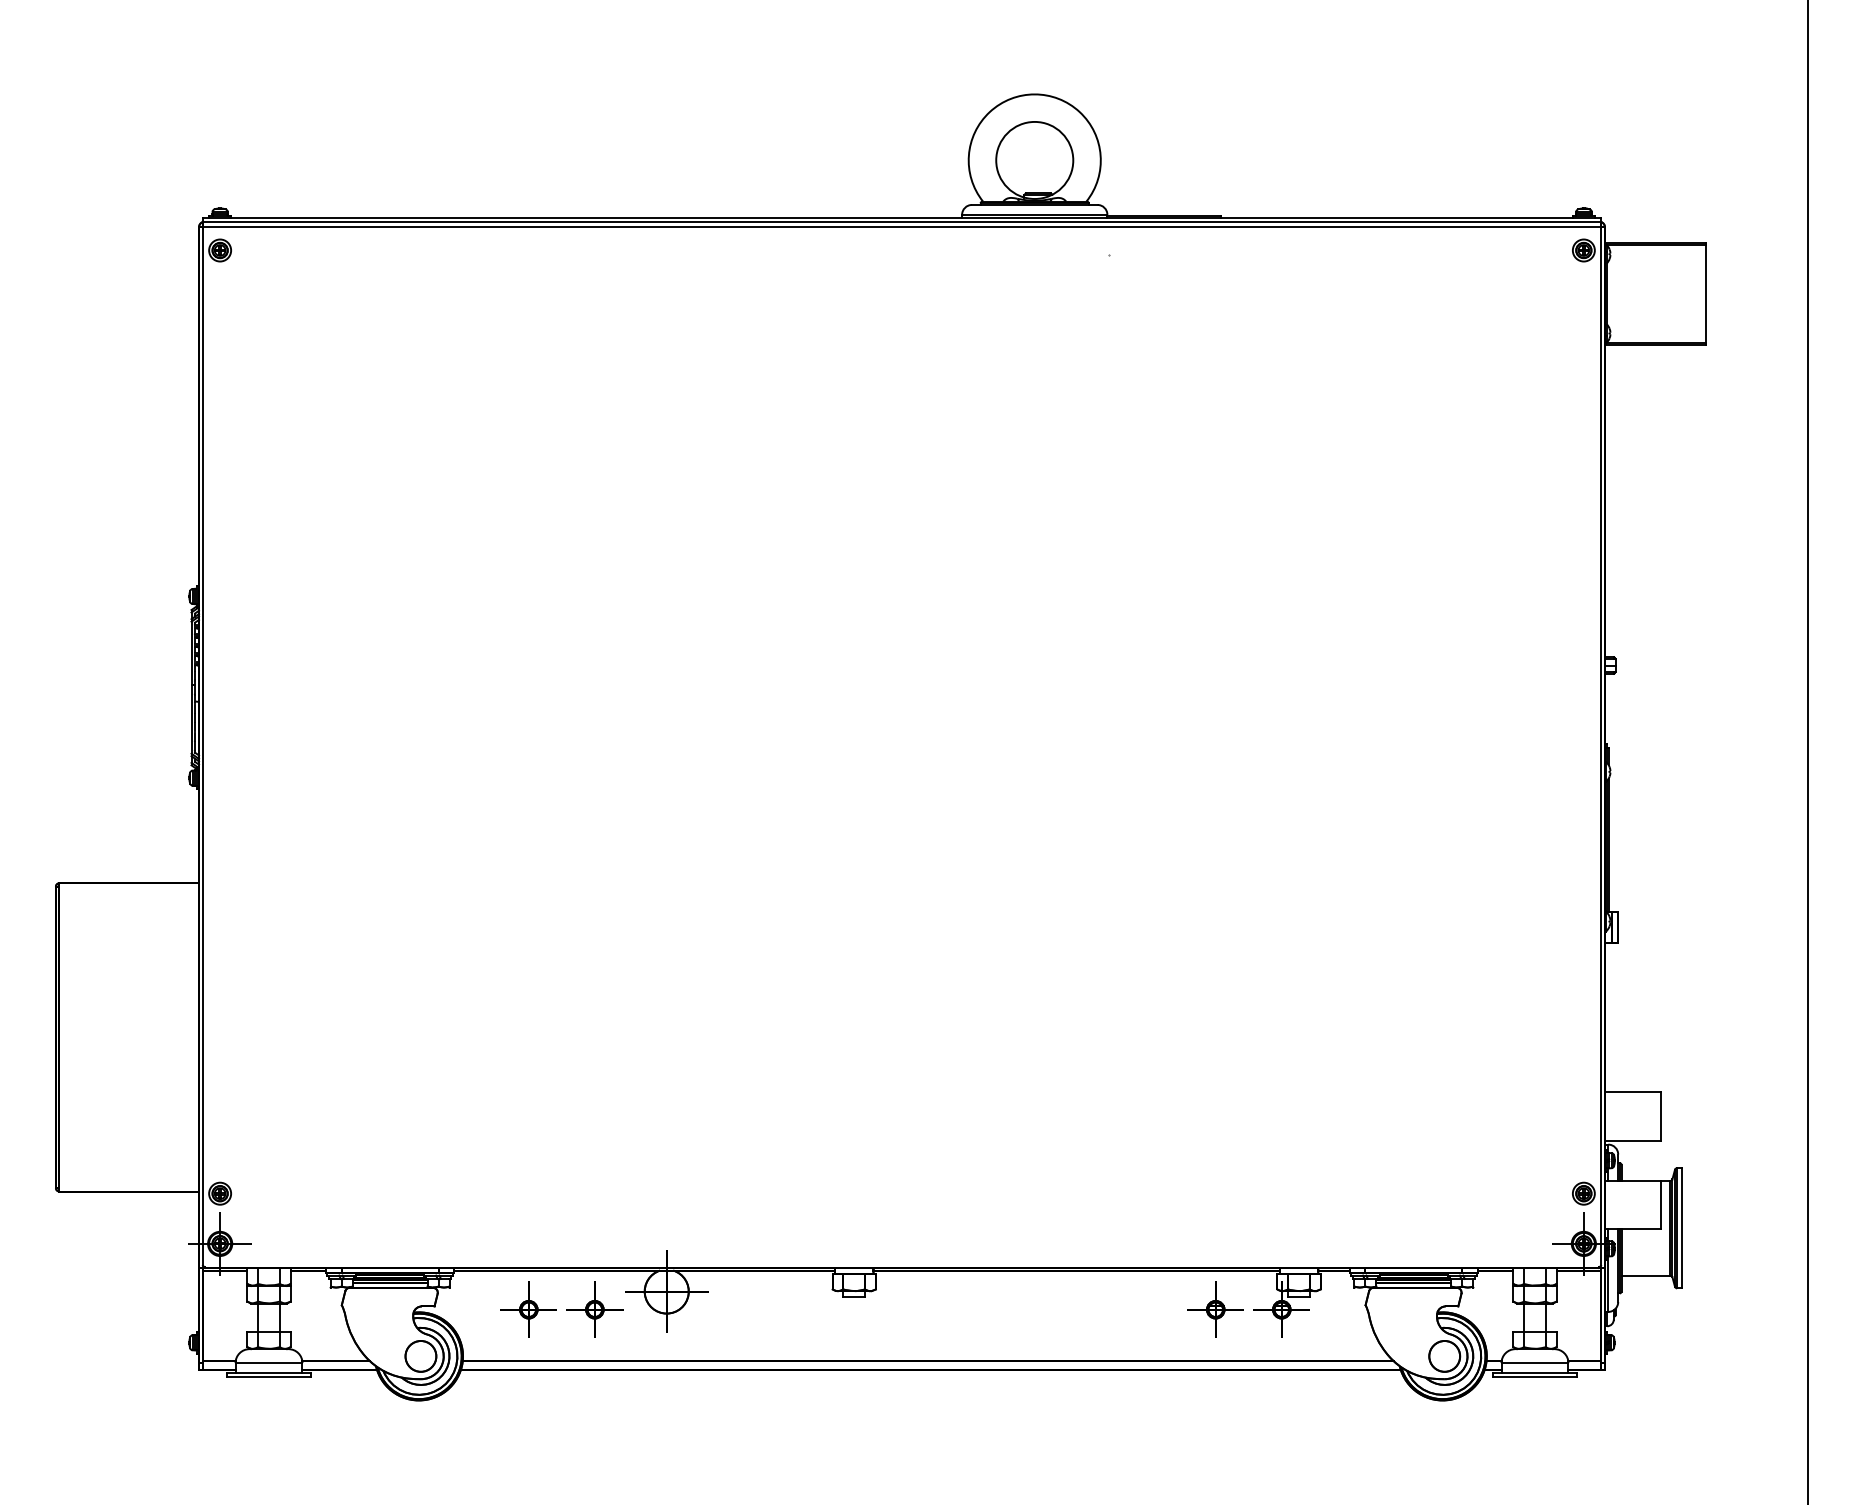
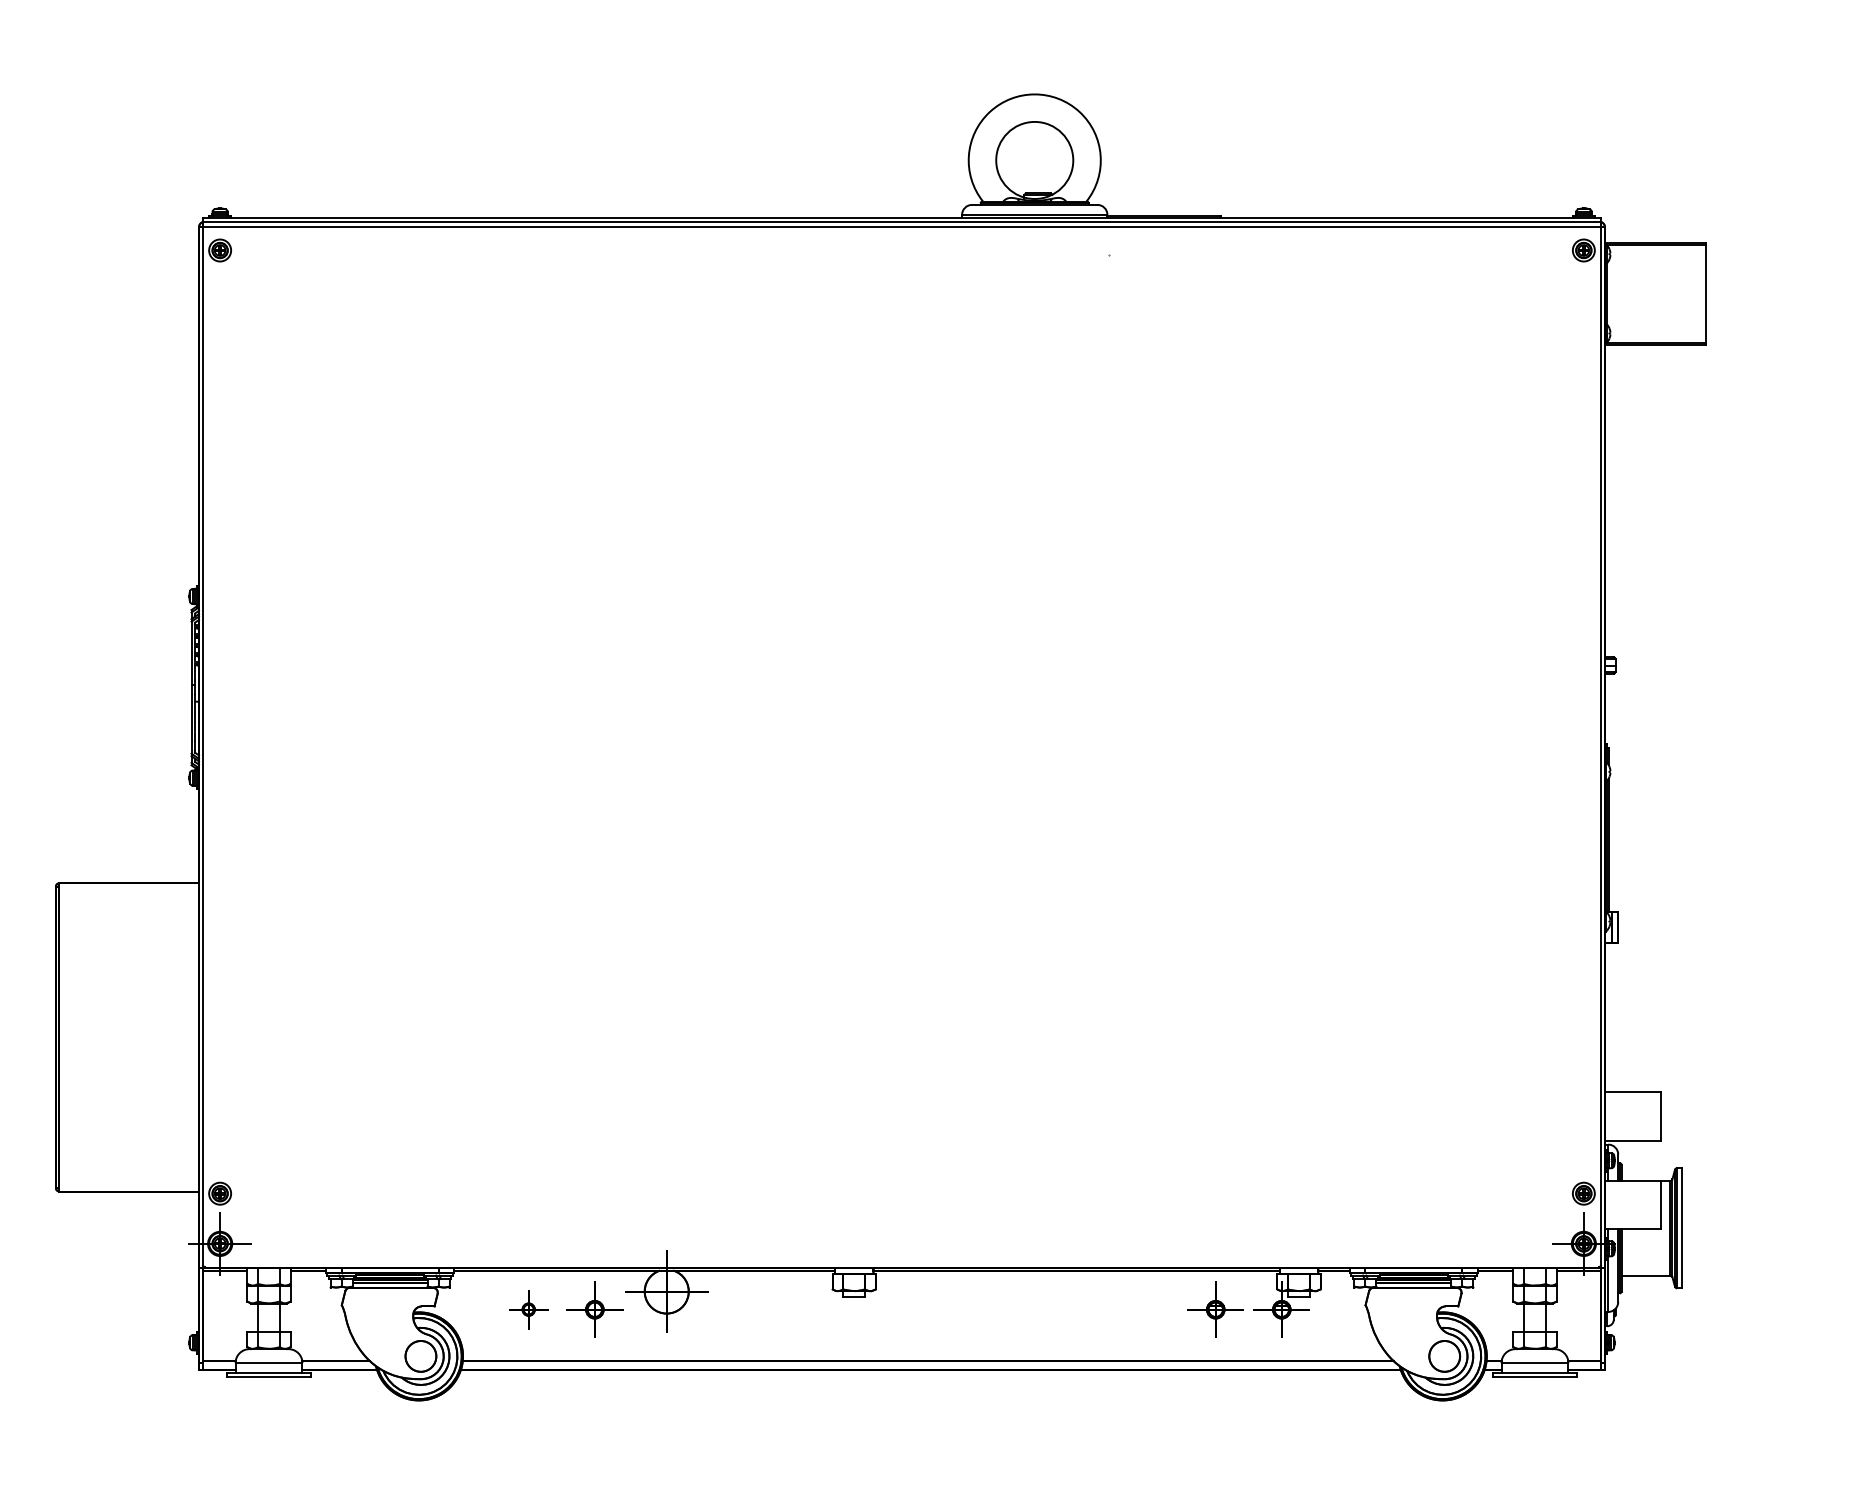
line: present -> none (1808, 751)
part size: 57x57 px -> 40x40 px (528, 1309)
